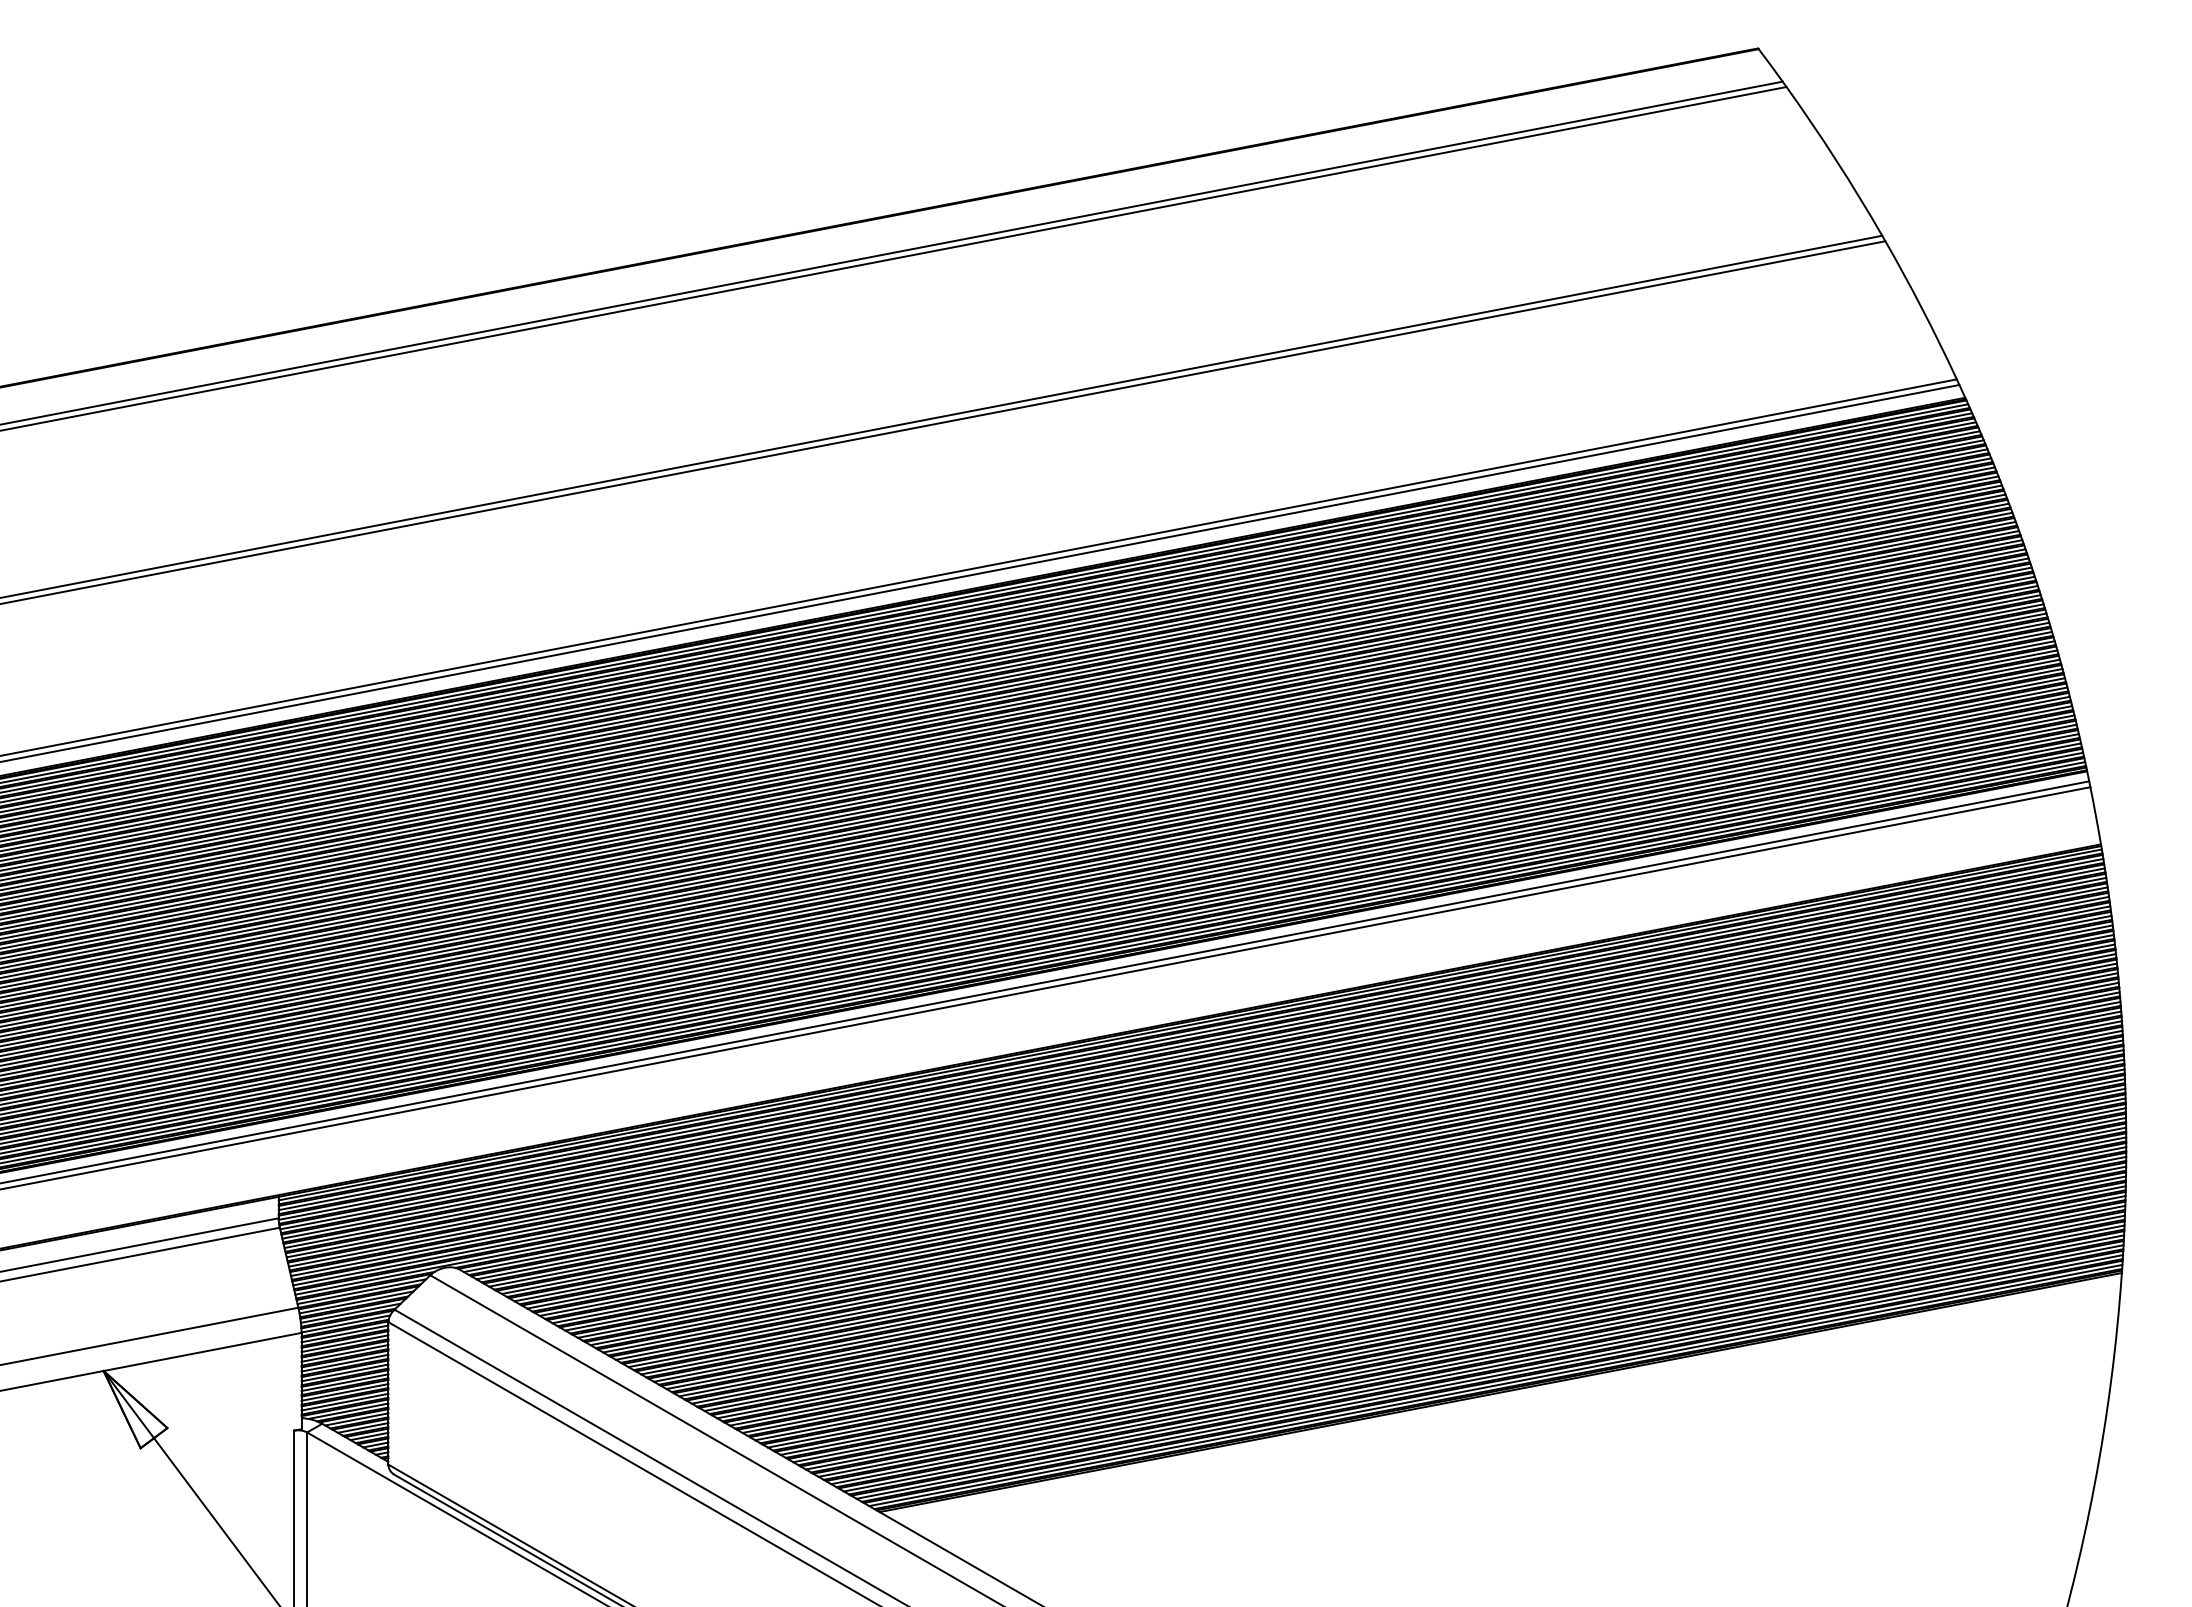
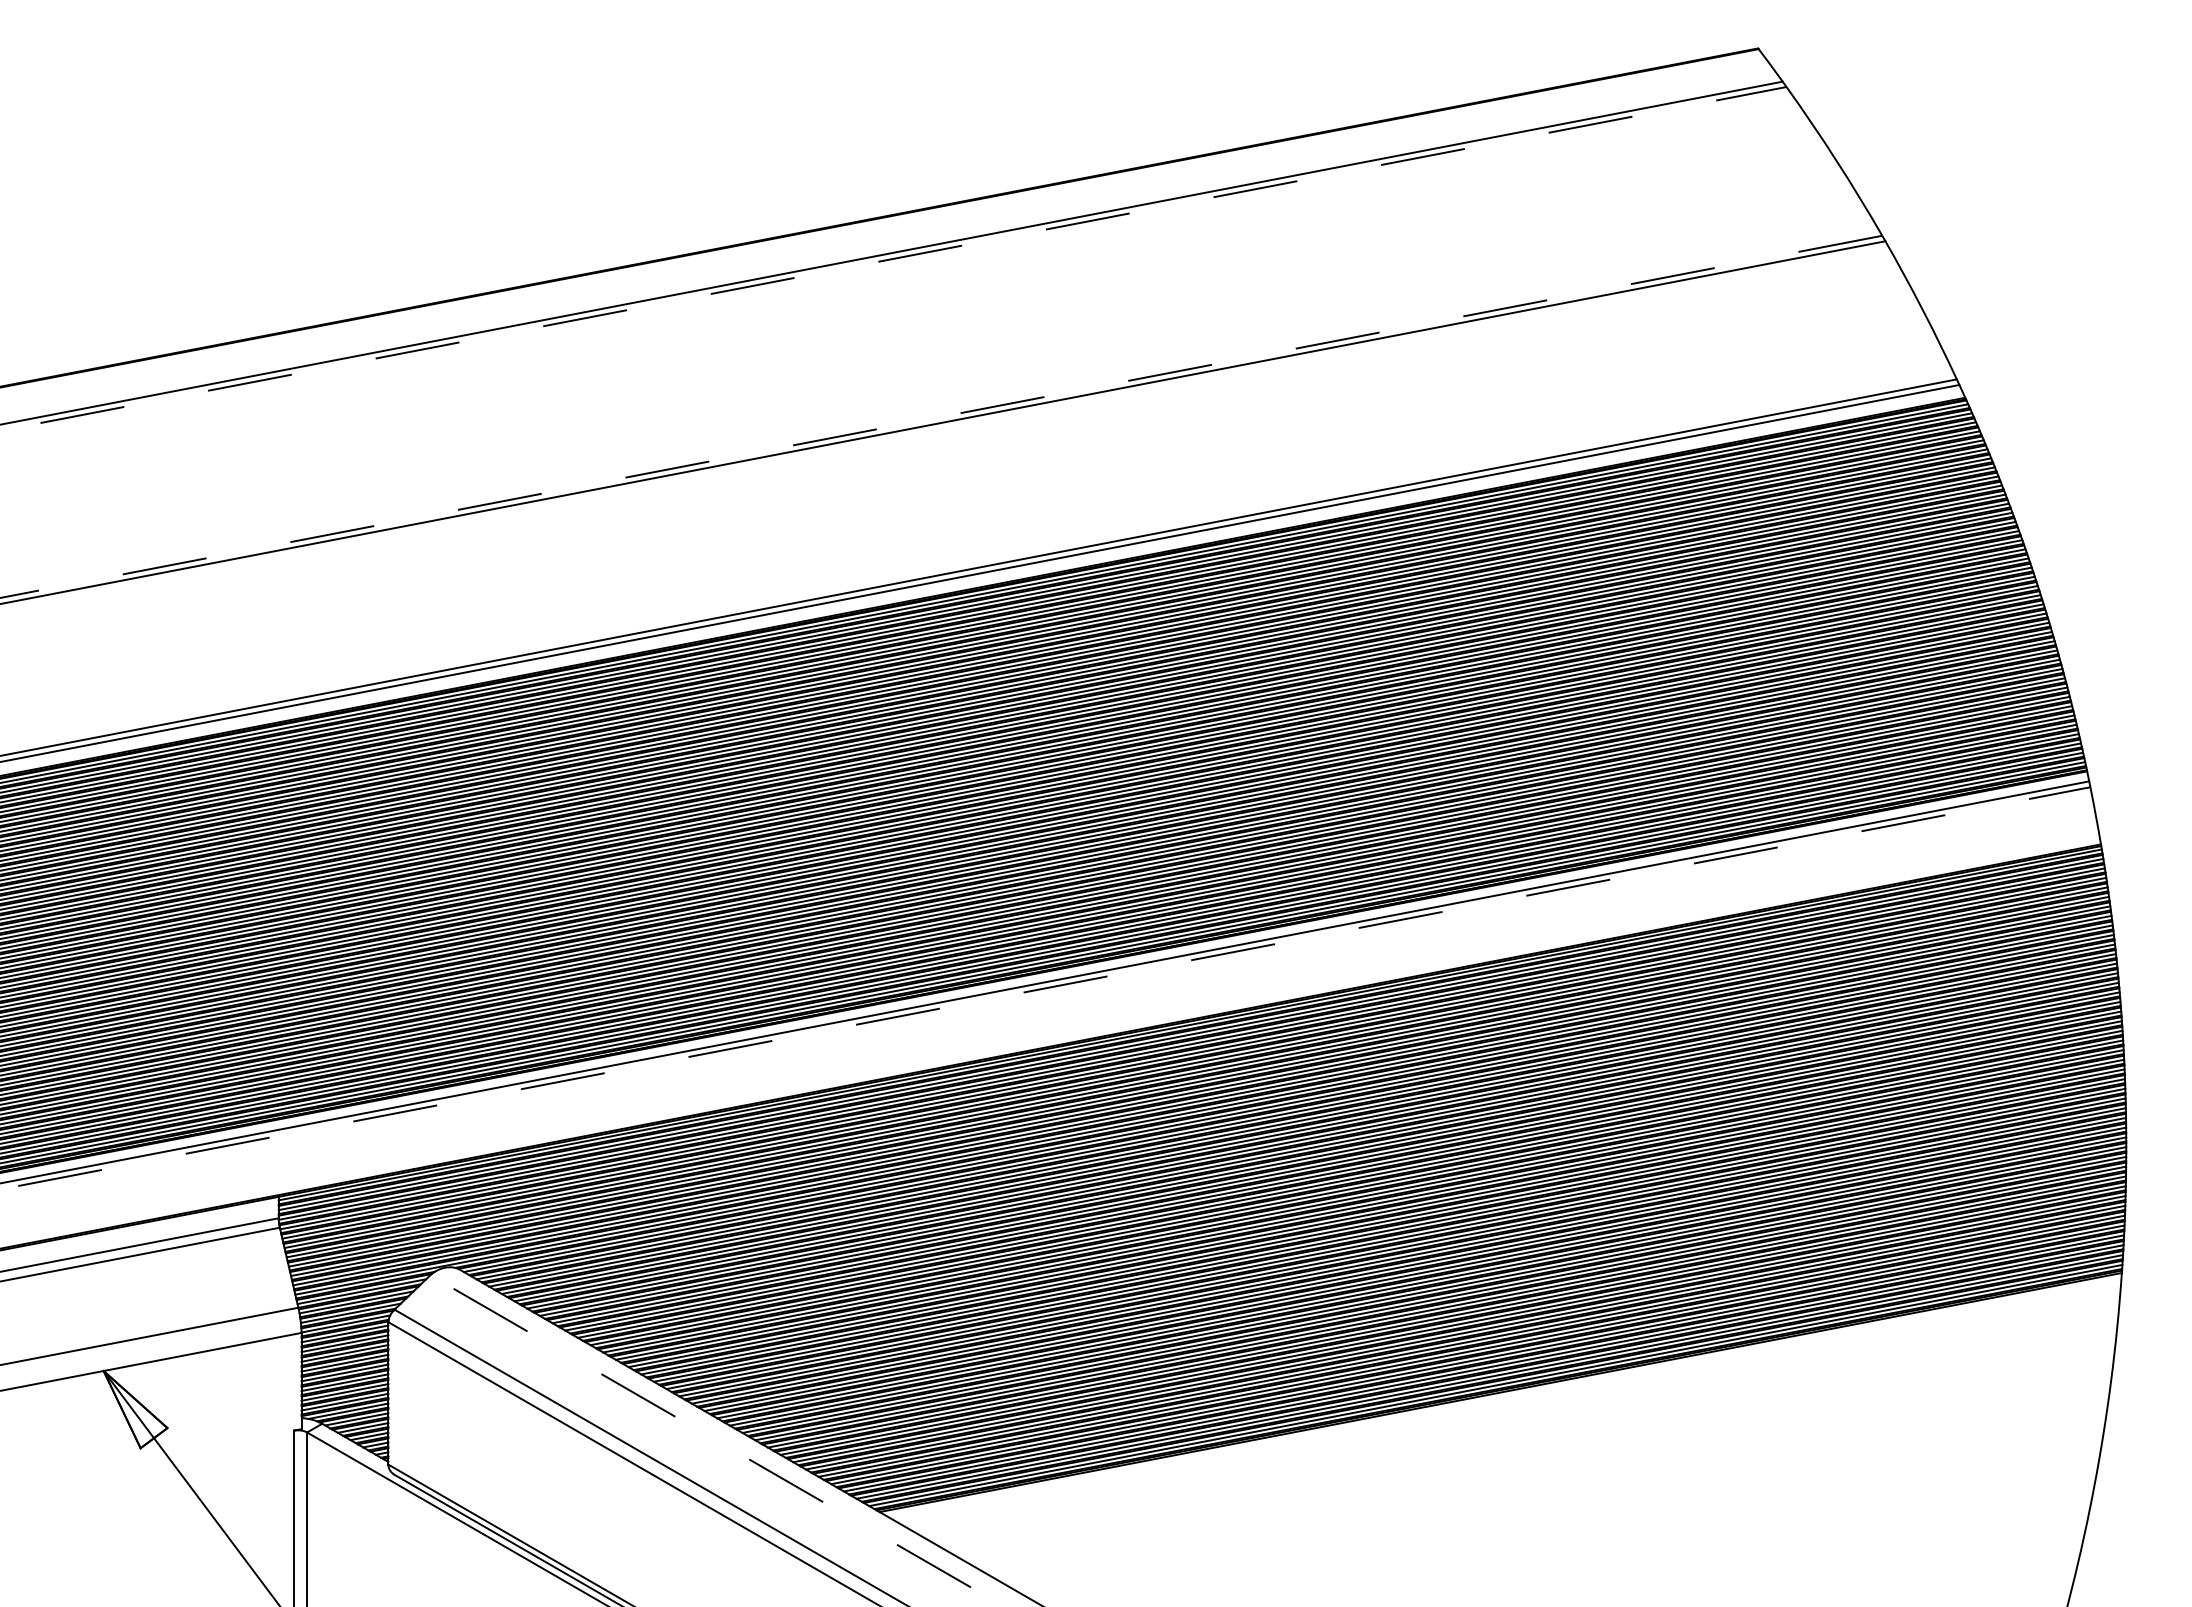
line: solid -> dashed (893, 258)
line: solid -> dashed (941, 416)
line: solid -> dashed (1045, 988)
line: solid -> dashed (716, 1440)
